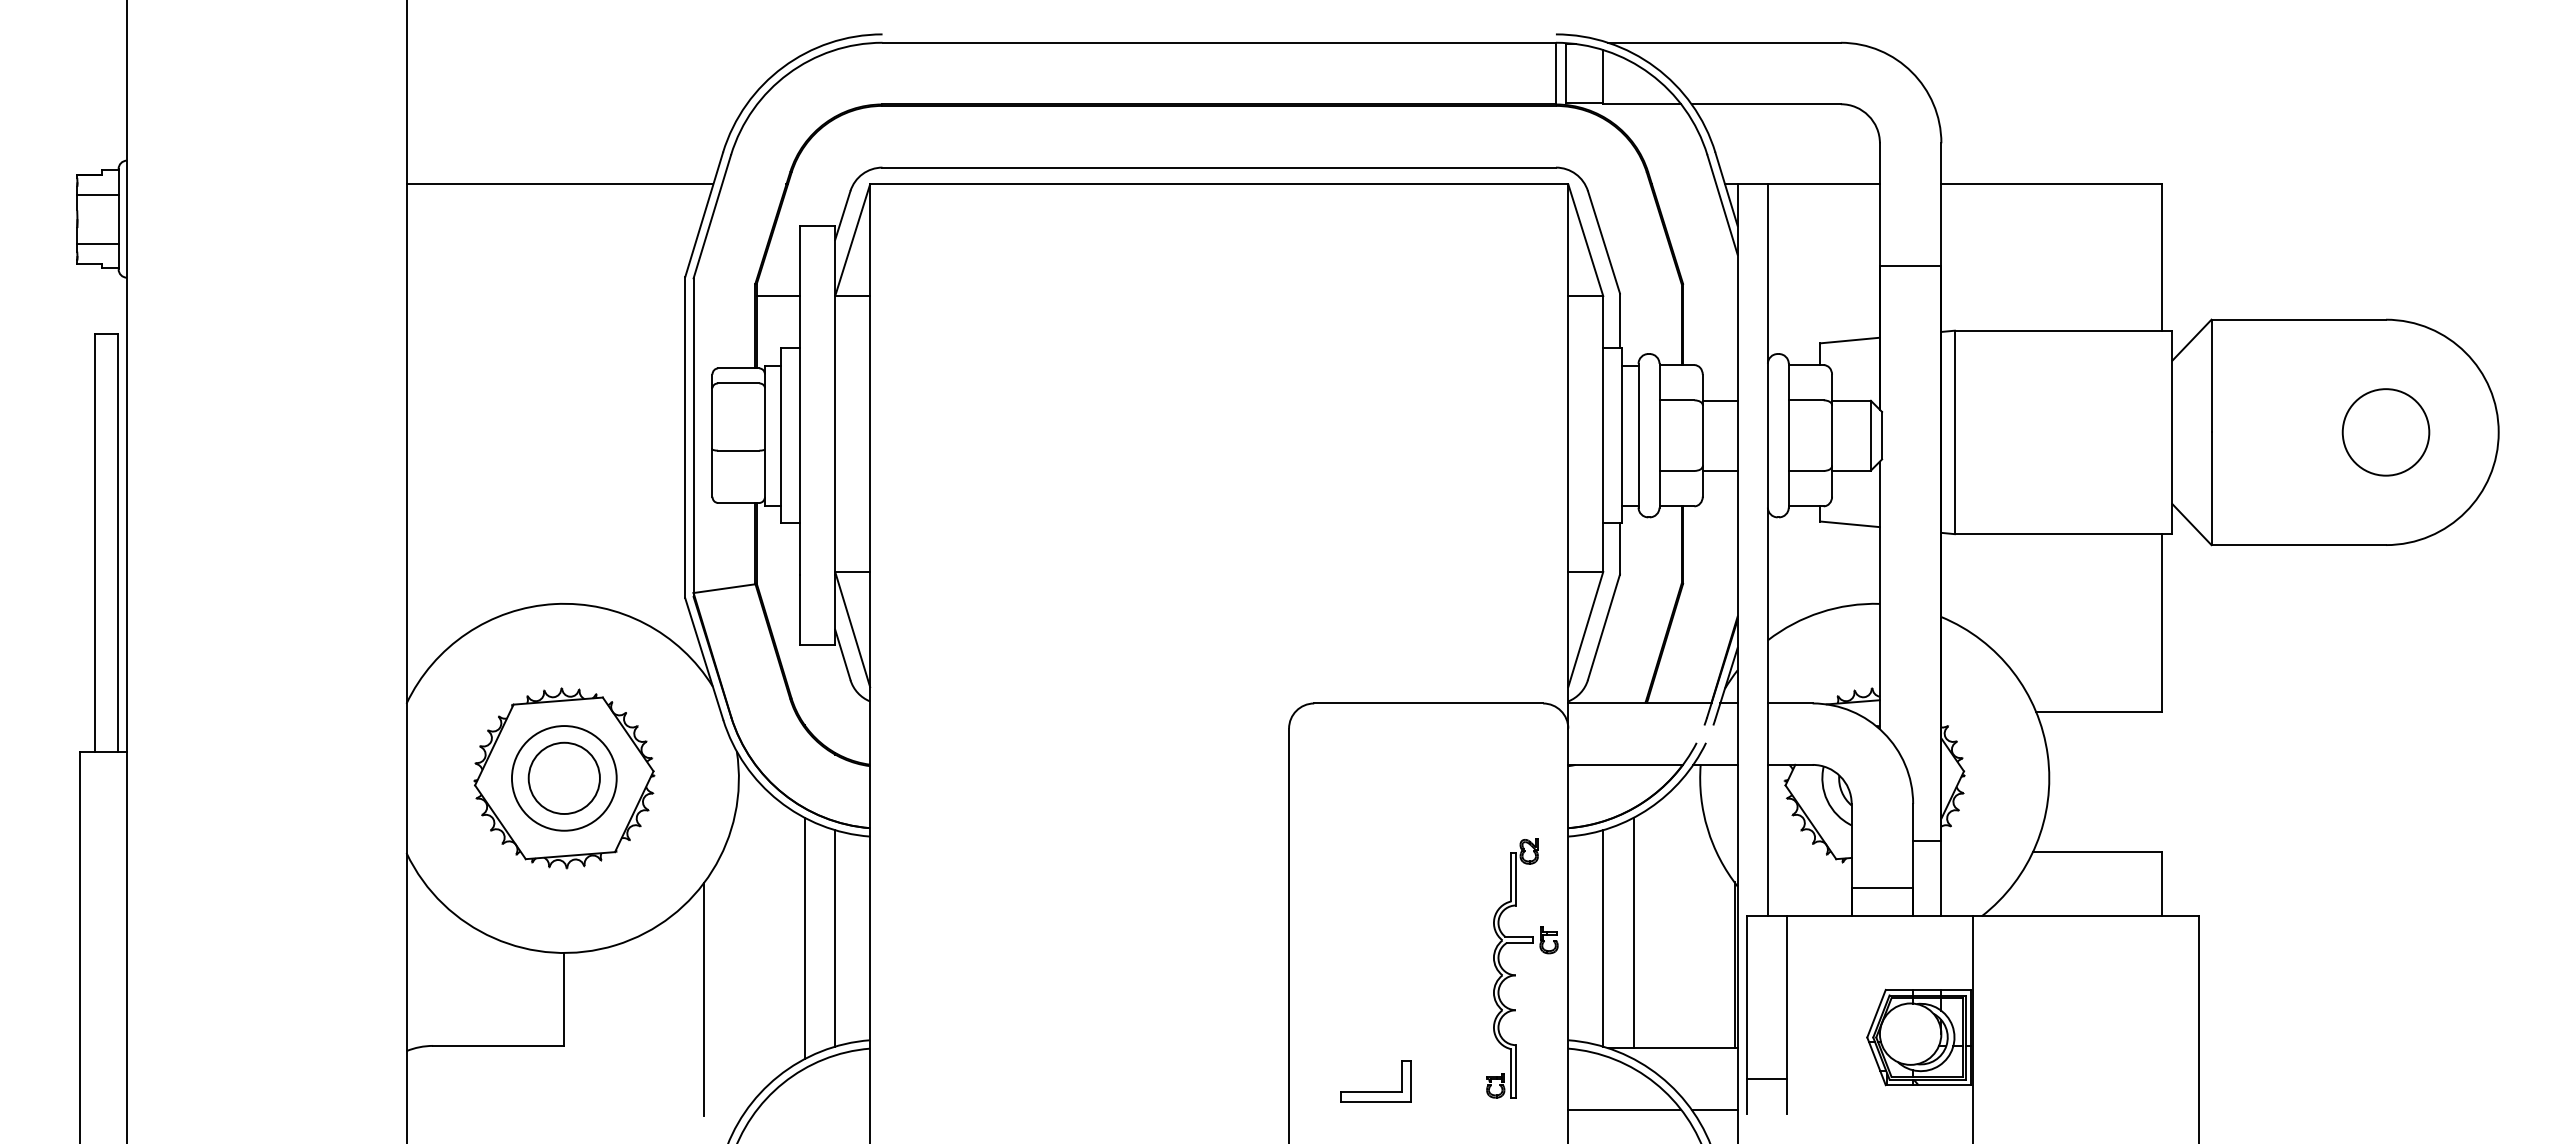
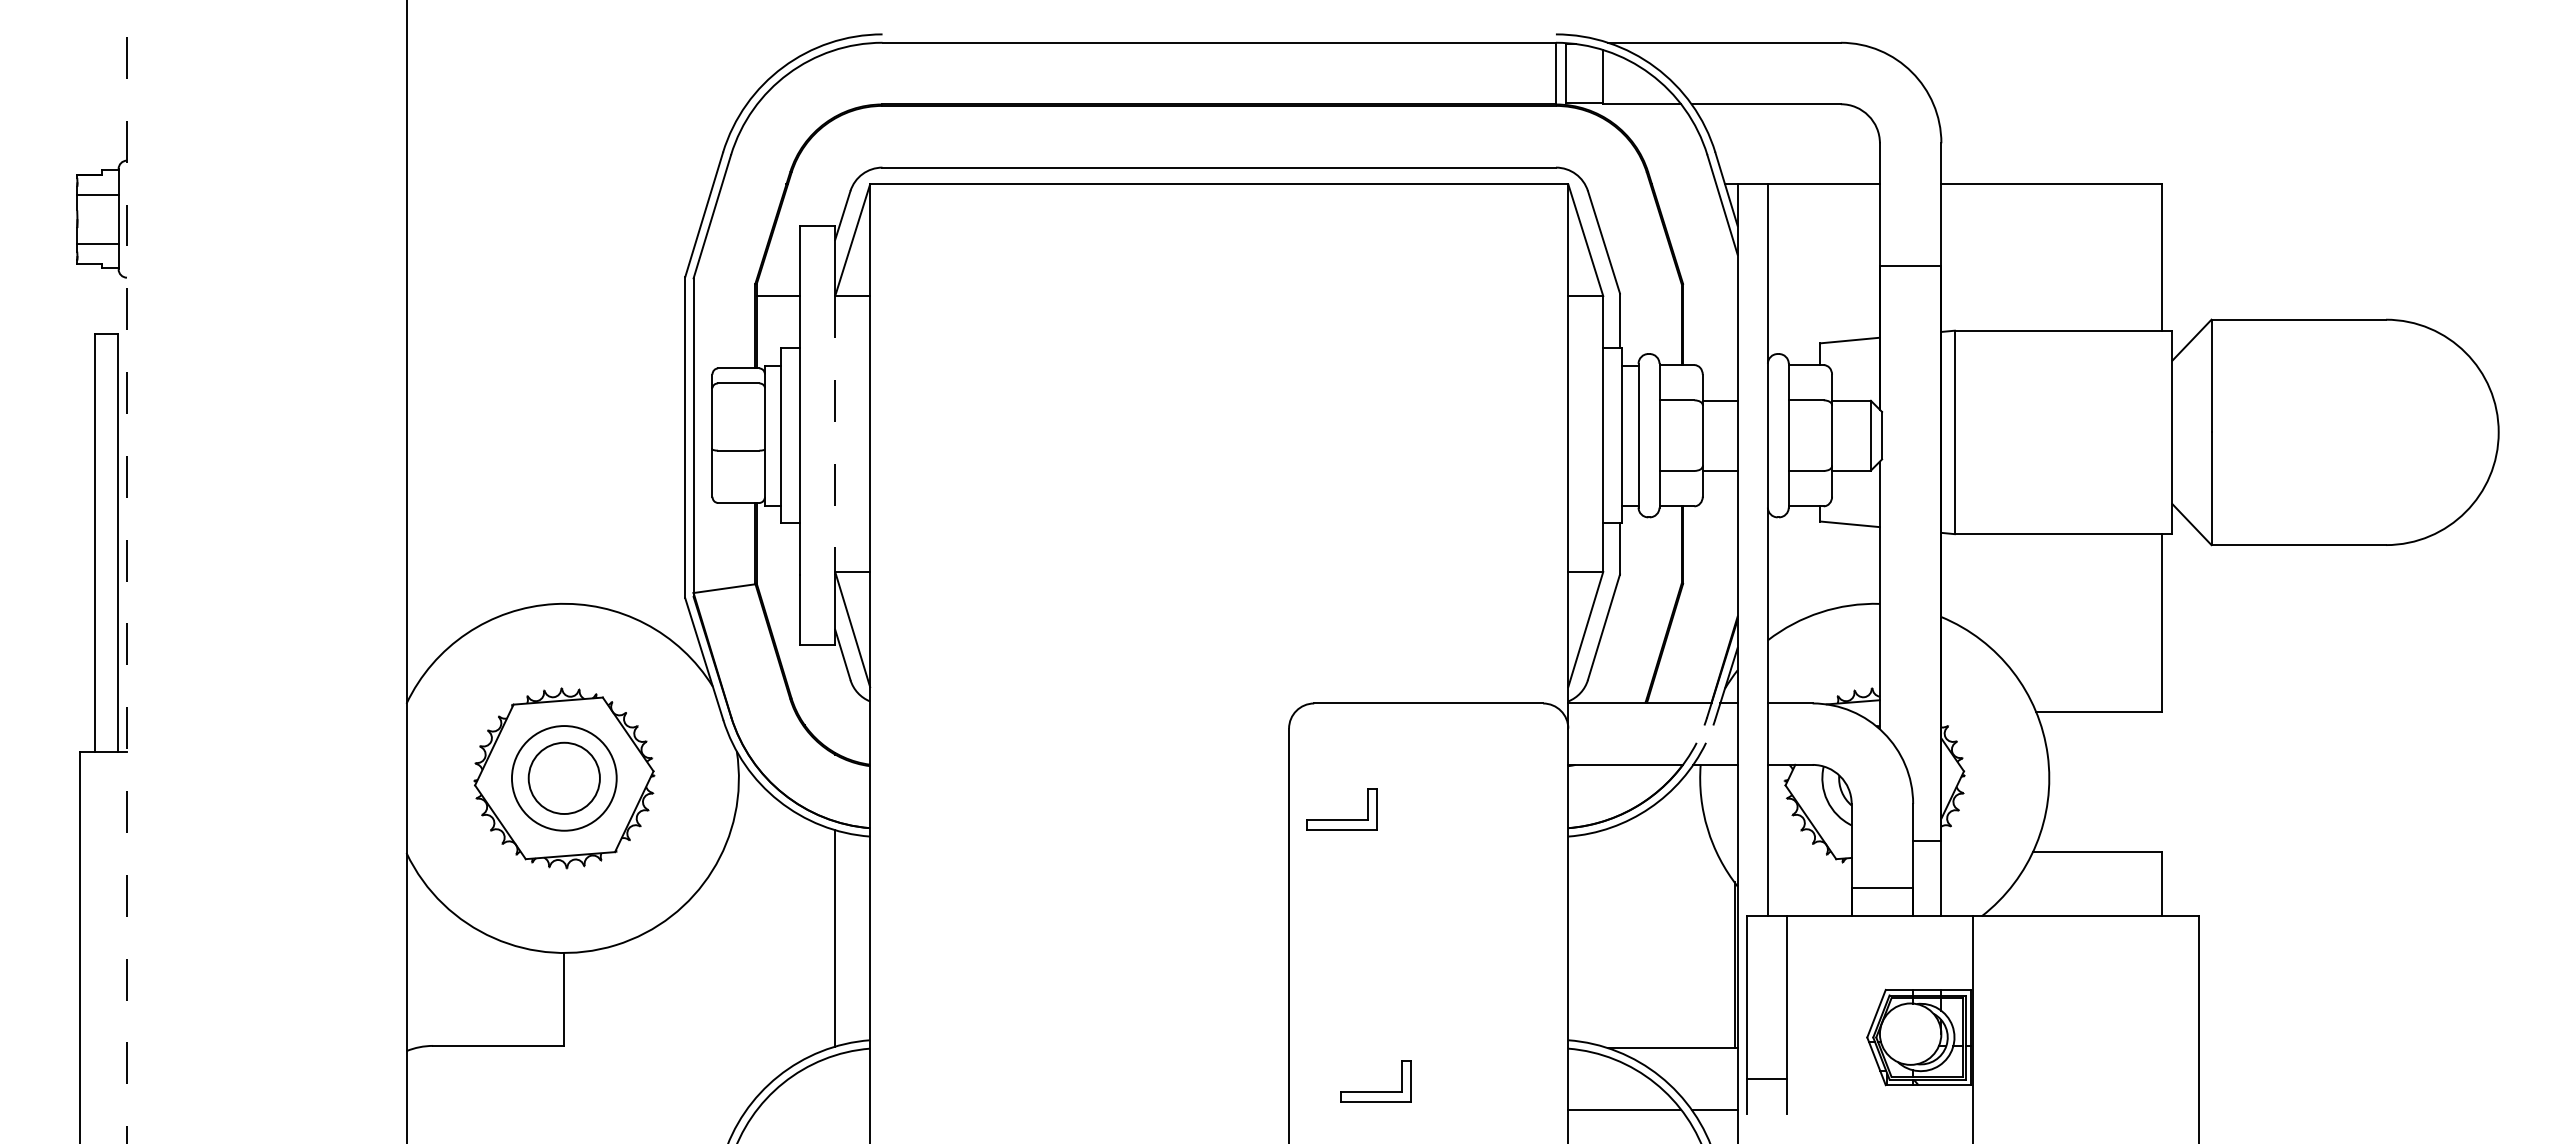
line: present -> none (559, 184)
circle: present -> none (2385, 432)
line: solid -> dashed (835, 435)
line: solid -> dashed (127, 572)
part: none -> present (1341, 819)
line: present -> none (1633, 932)
line: present -> none (804, 938)
line: present -> none (1603, 938)
part: present -> none (1515, 974)
line: present -> none (703, 999)
